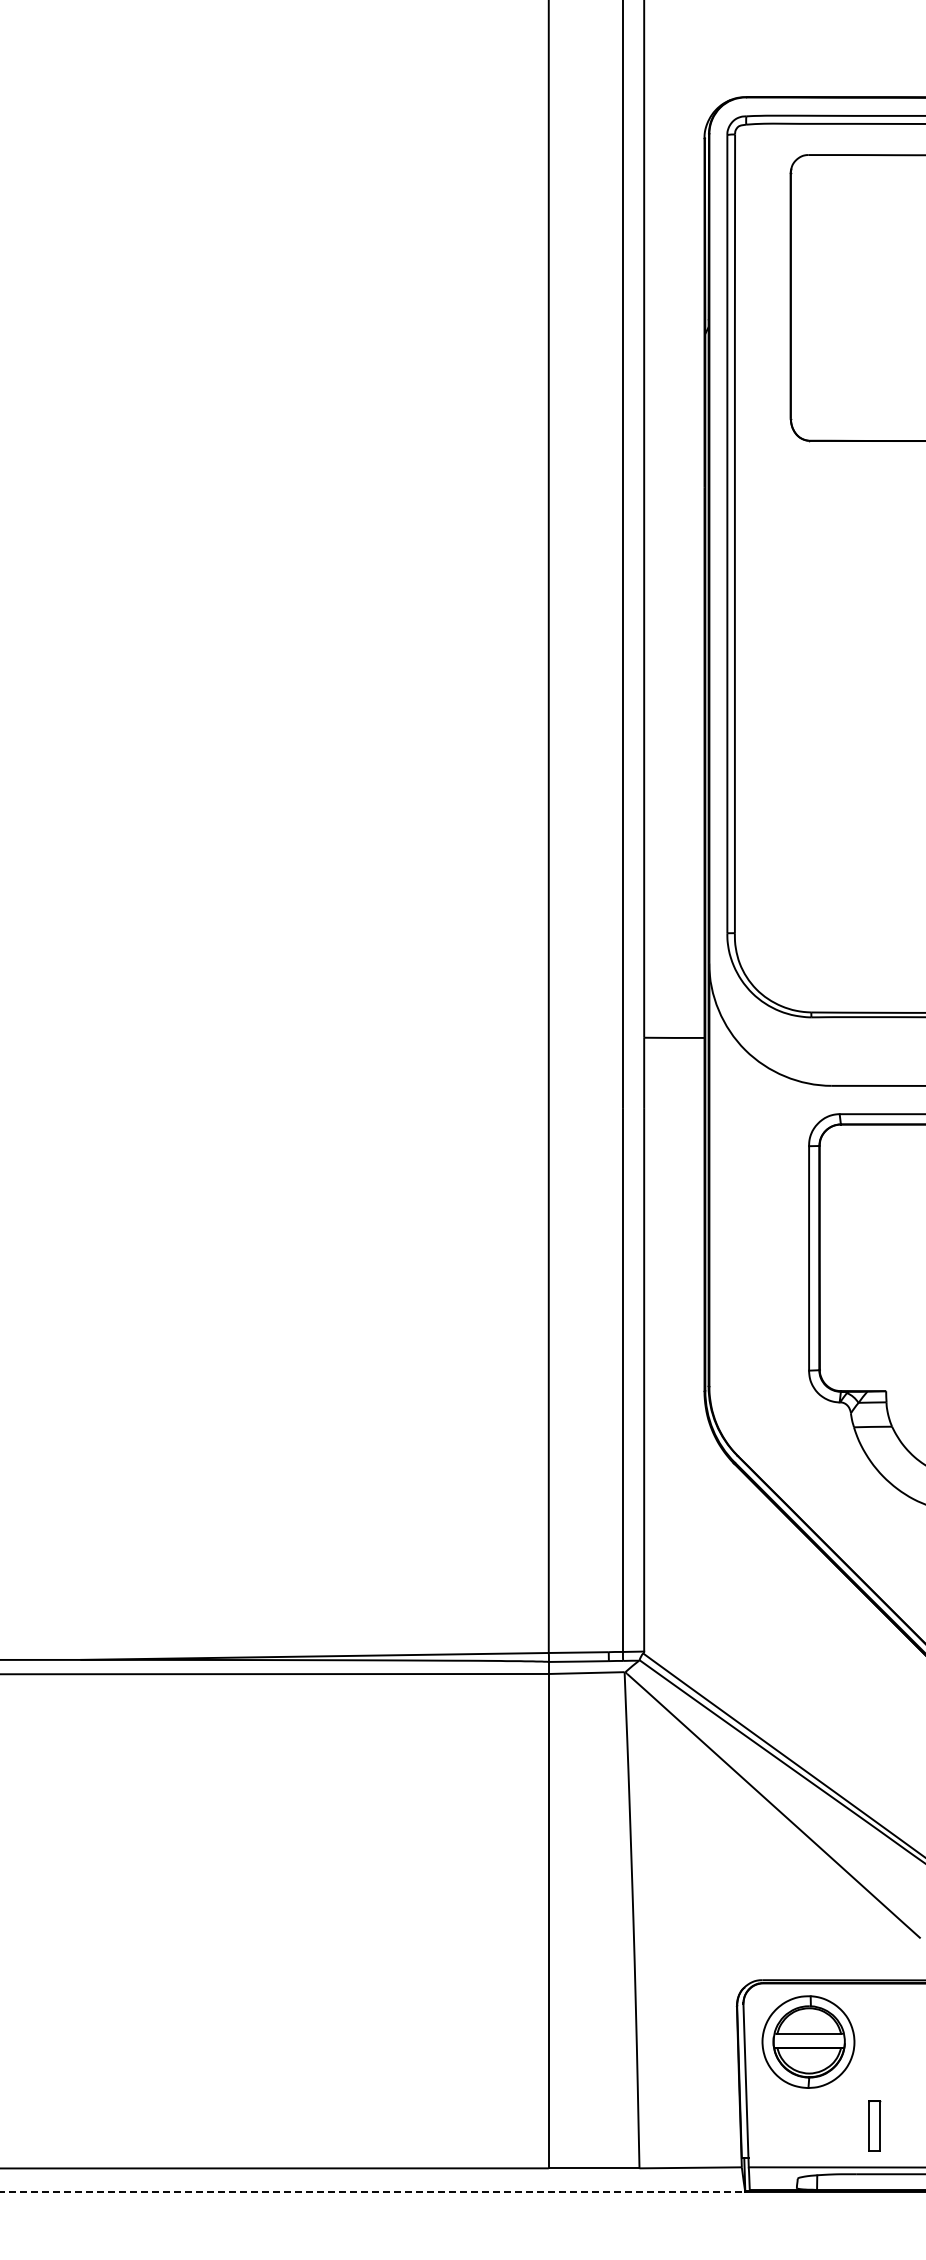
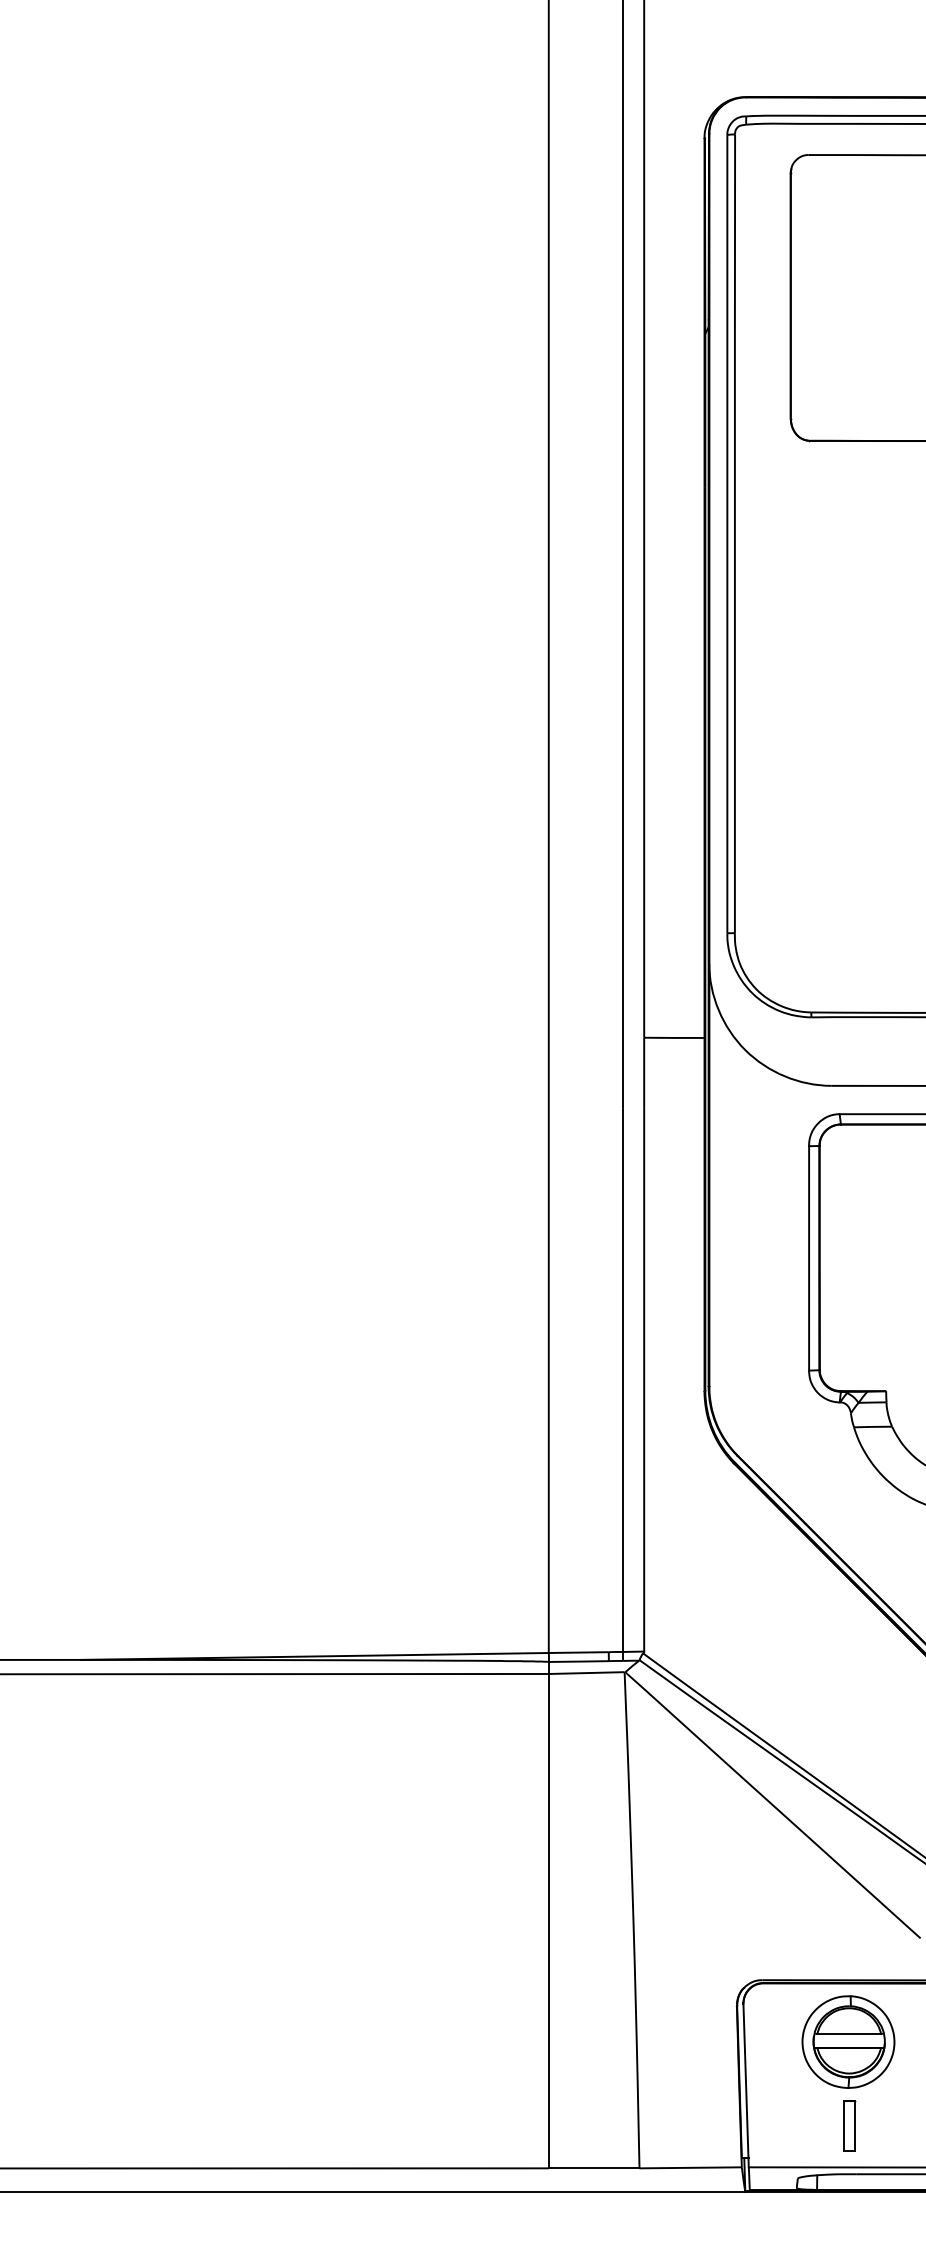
part position: (808, 2041) -> (848, 2041) (848, 2041)
part position: (874, 2125) -> (849, 2125) (849, 2125)
line: dashed -> solid (373, 2192)
